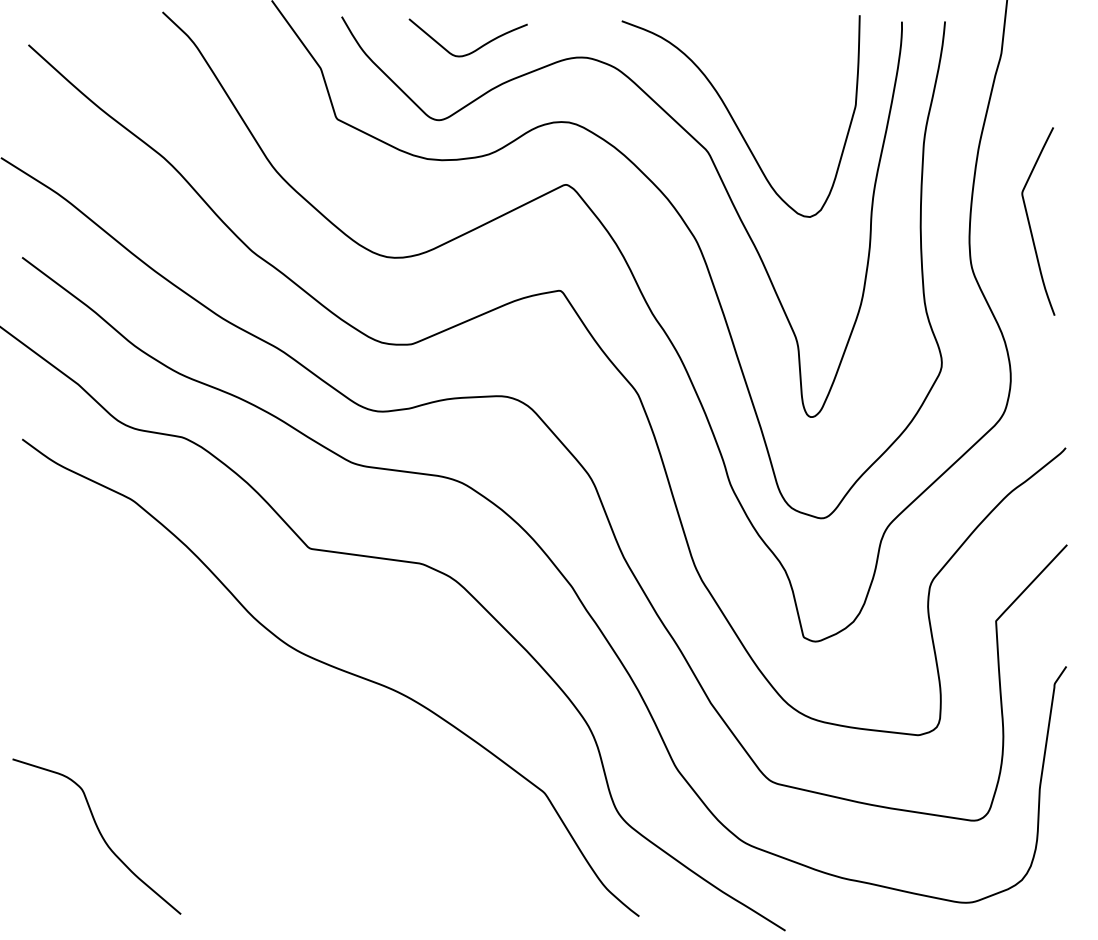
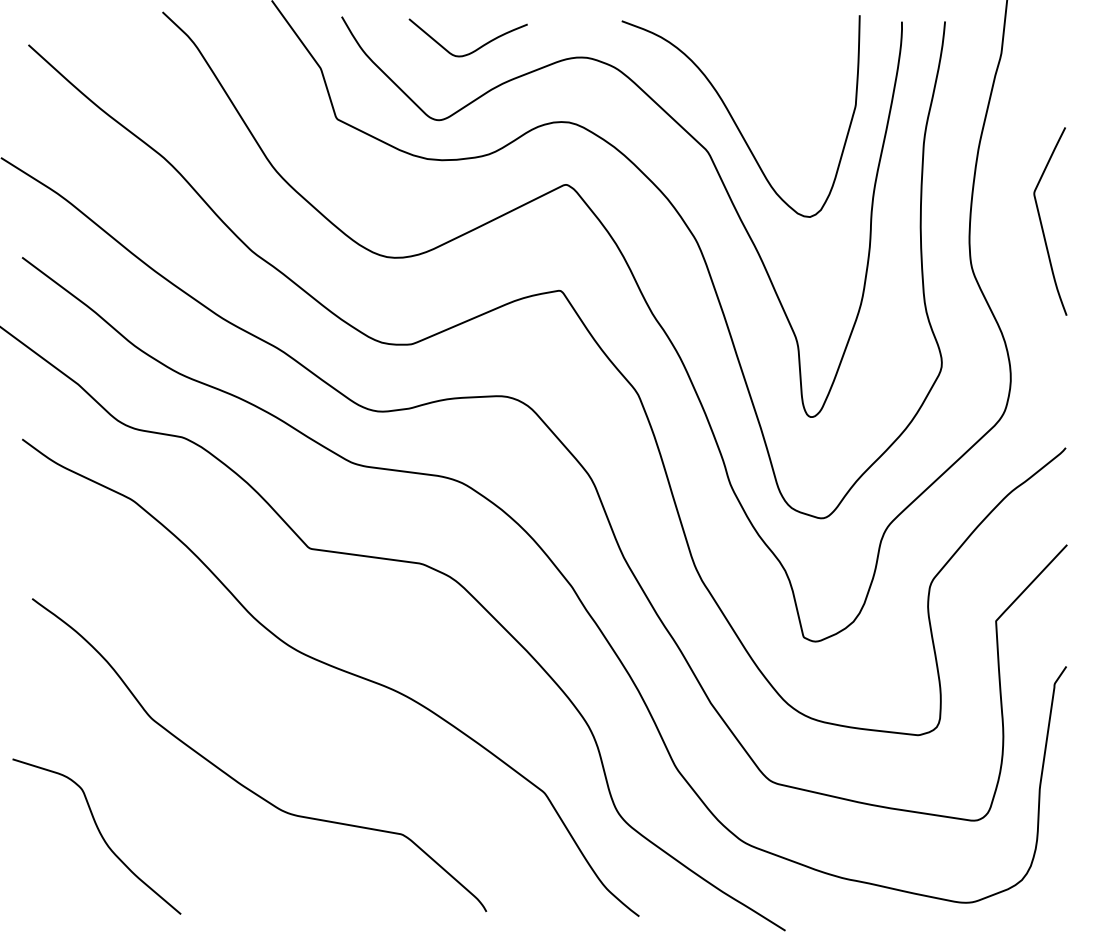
curve position: (1030, 224) -> (1042, 224) (1042, 224)
curve: none -> present (237, 780)
